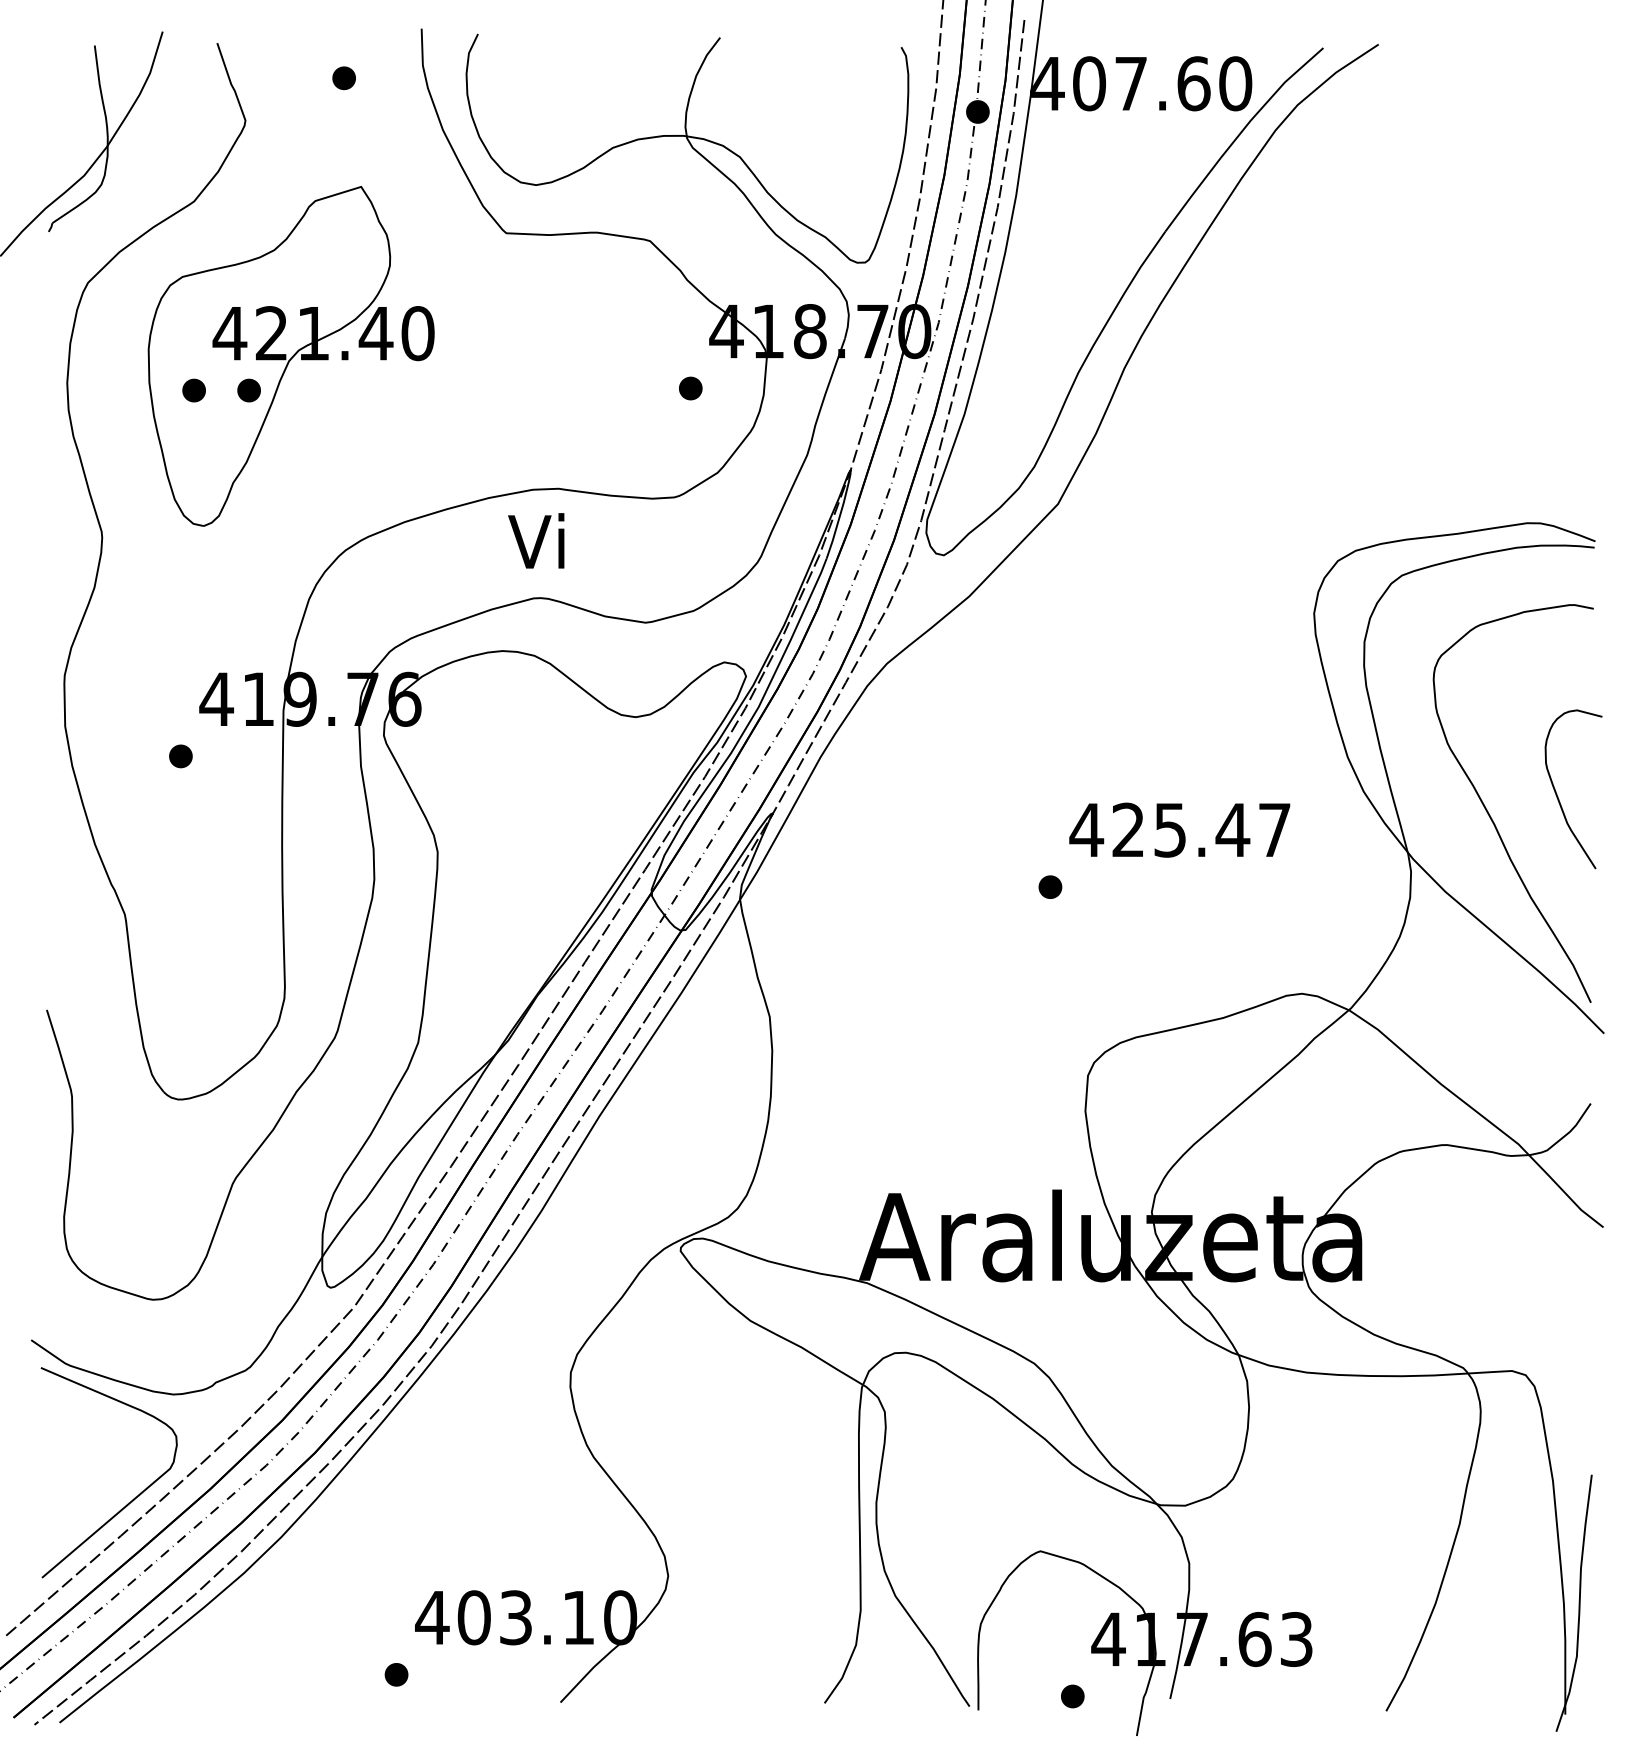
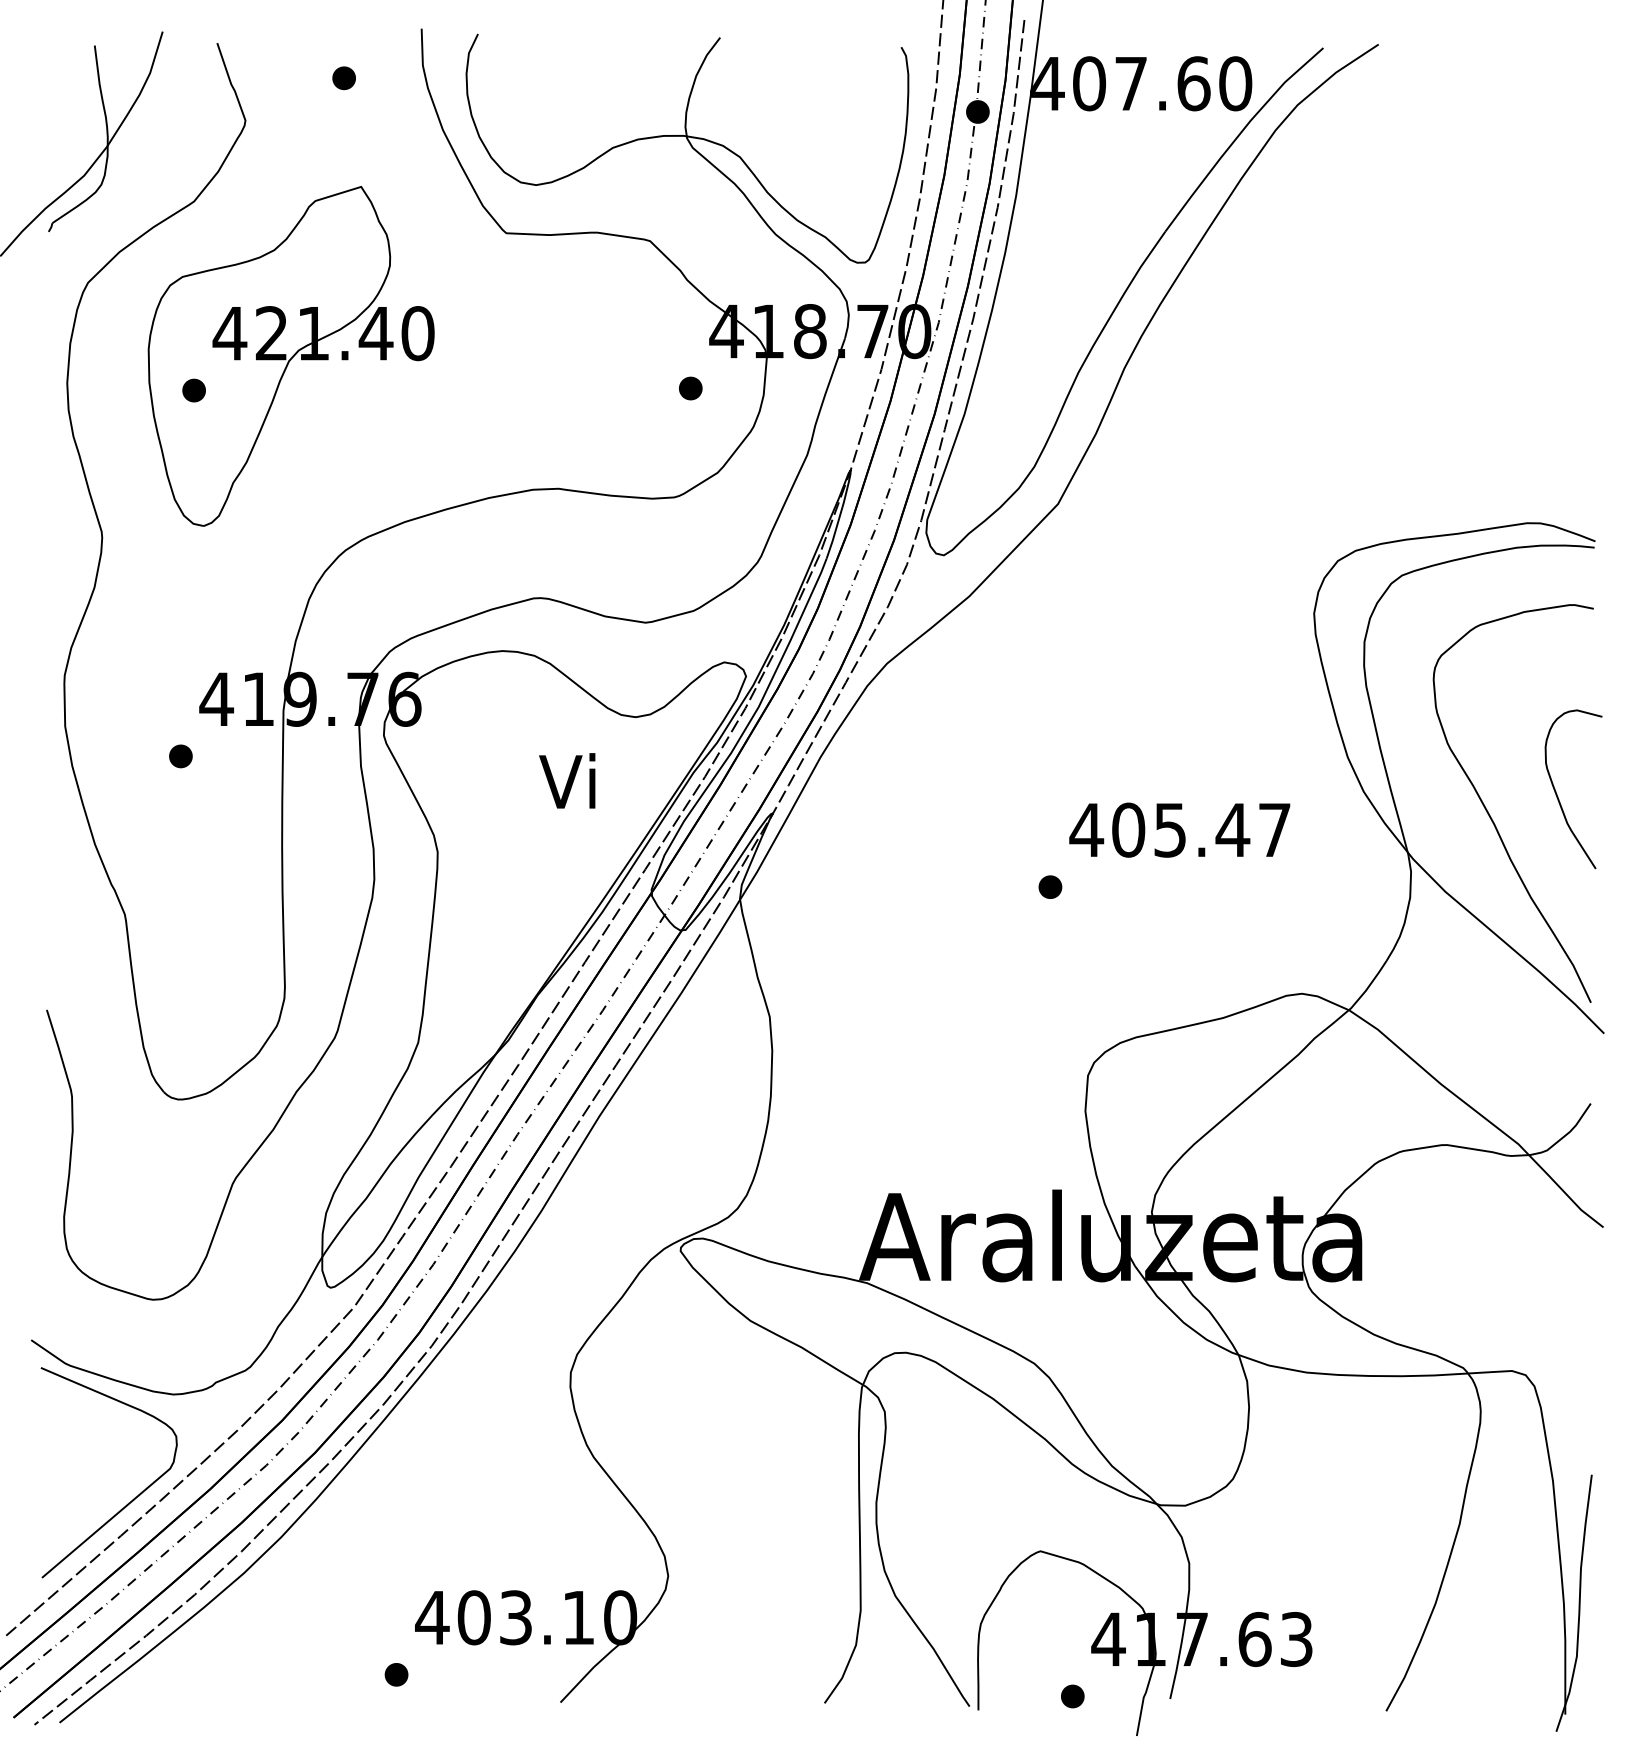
part: present -> none (248, 390)
text position: (536, 540) -> (567, 780) (567, 780)
text: 425.47 -> 405.47 (1128, 829)
